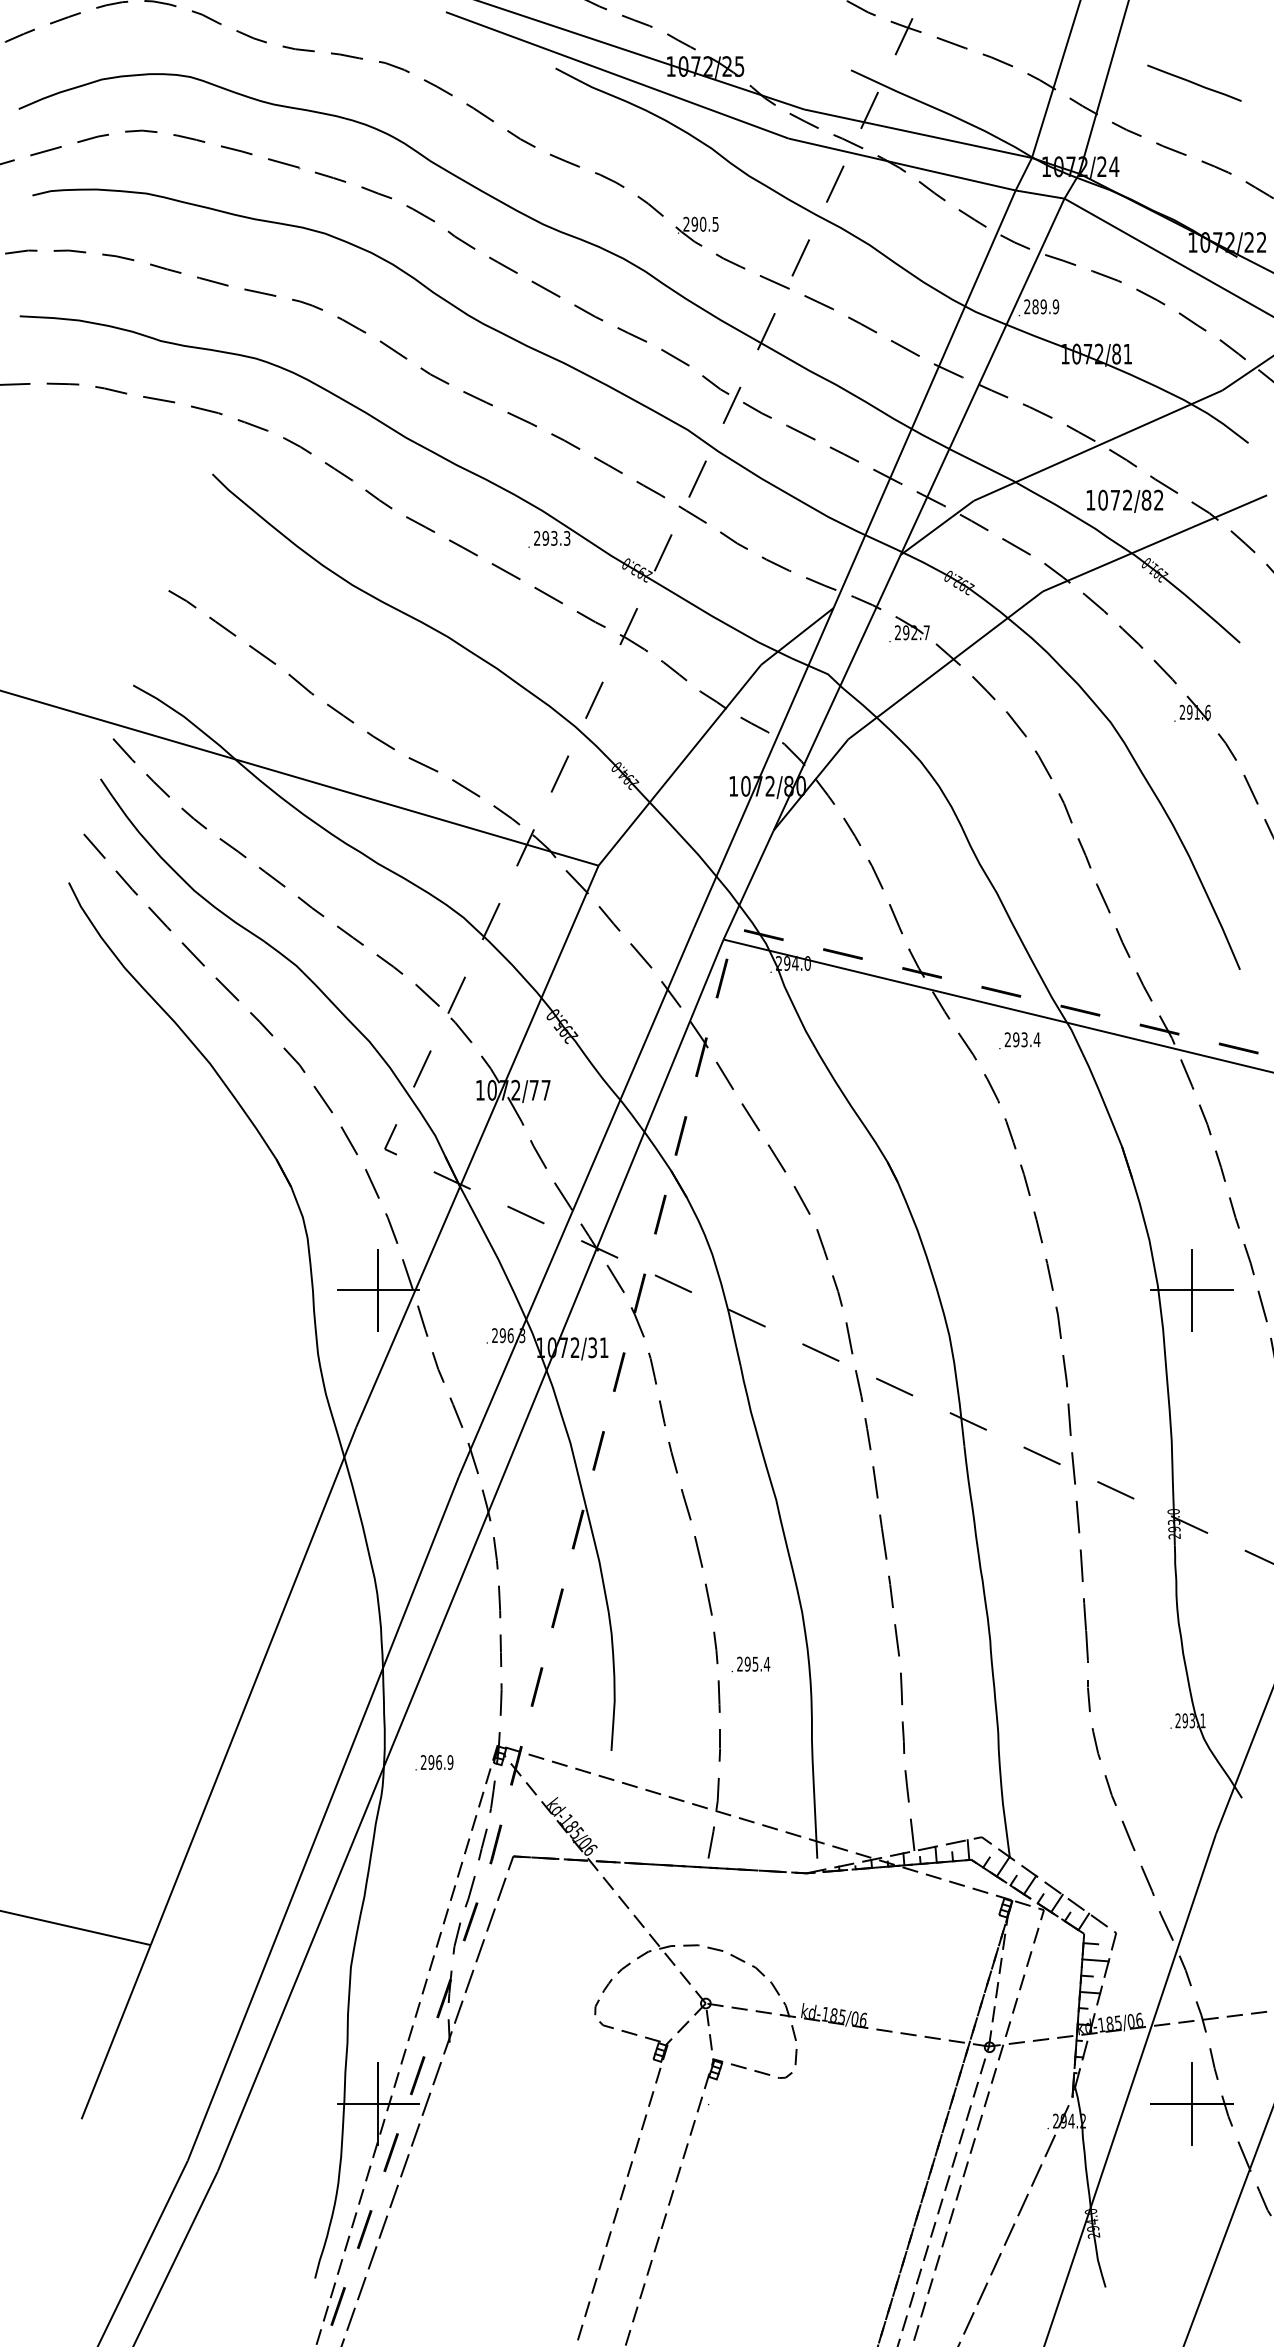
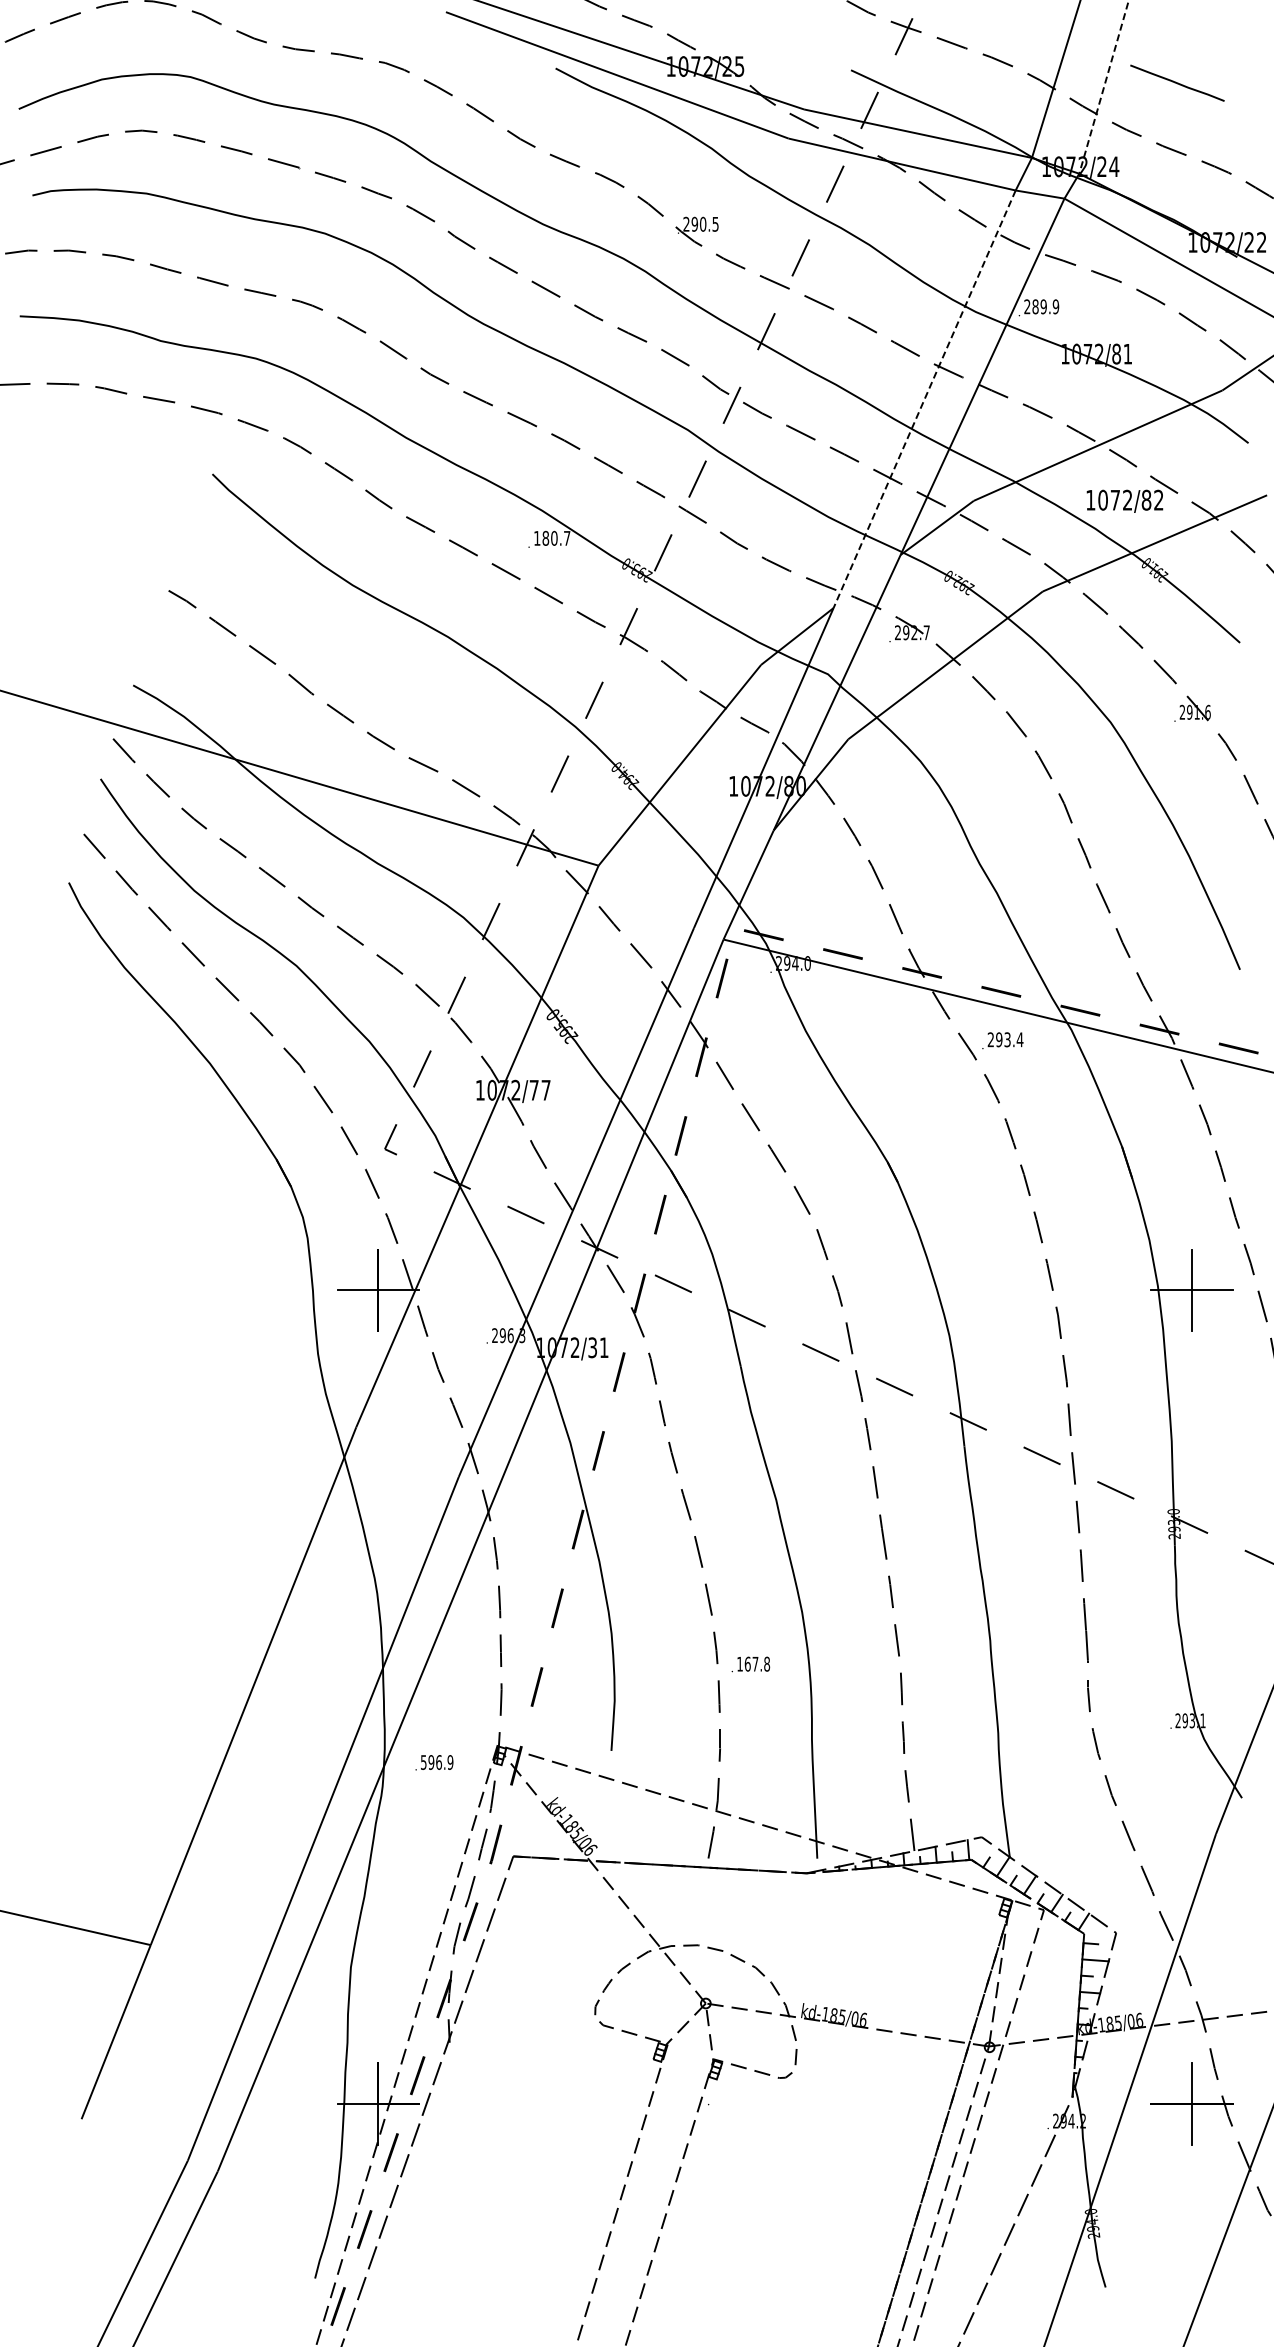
line position: (1194, 82) -> (1177, 82) (1177, 82)
line: solid -> dashed (1104, 87)
line: solid -> dashed (924, 399)
text: 293.3 -> 180.7 (552, 537)
text position: (1019, 1040) -> (1002, 1040) (1002, 1040)
text: 295.4 -> 167.8 (753, 1663)
text: 296.9 -> 596.9 (423, 1762)
